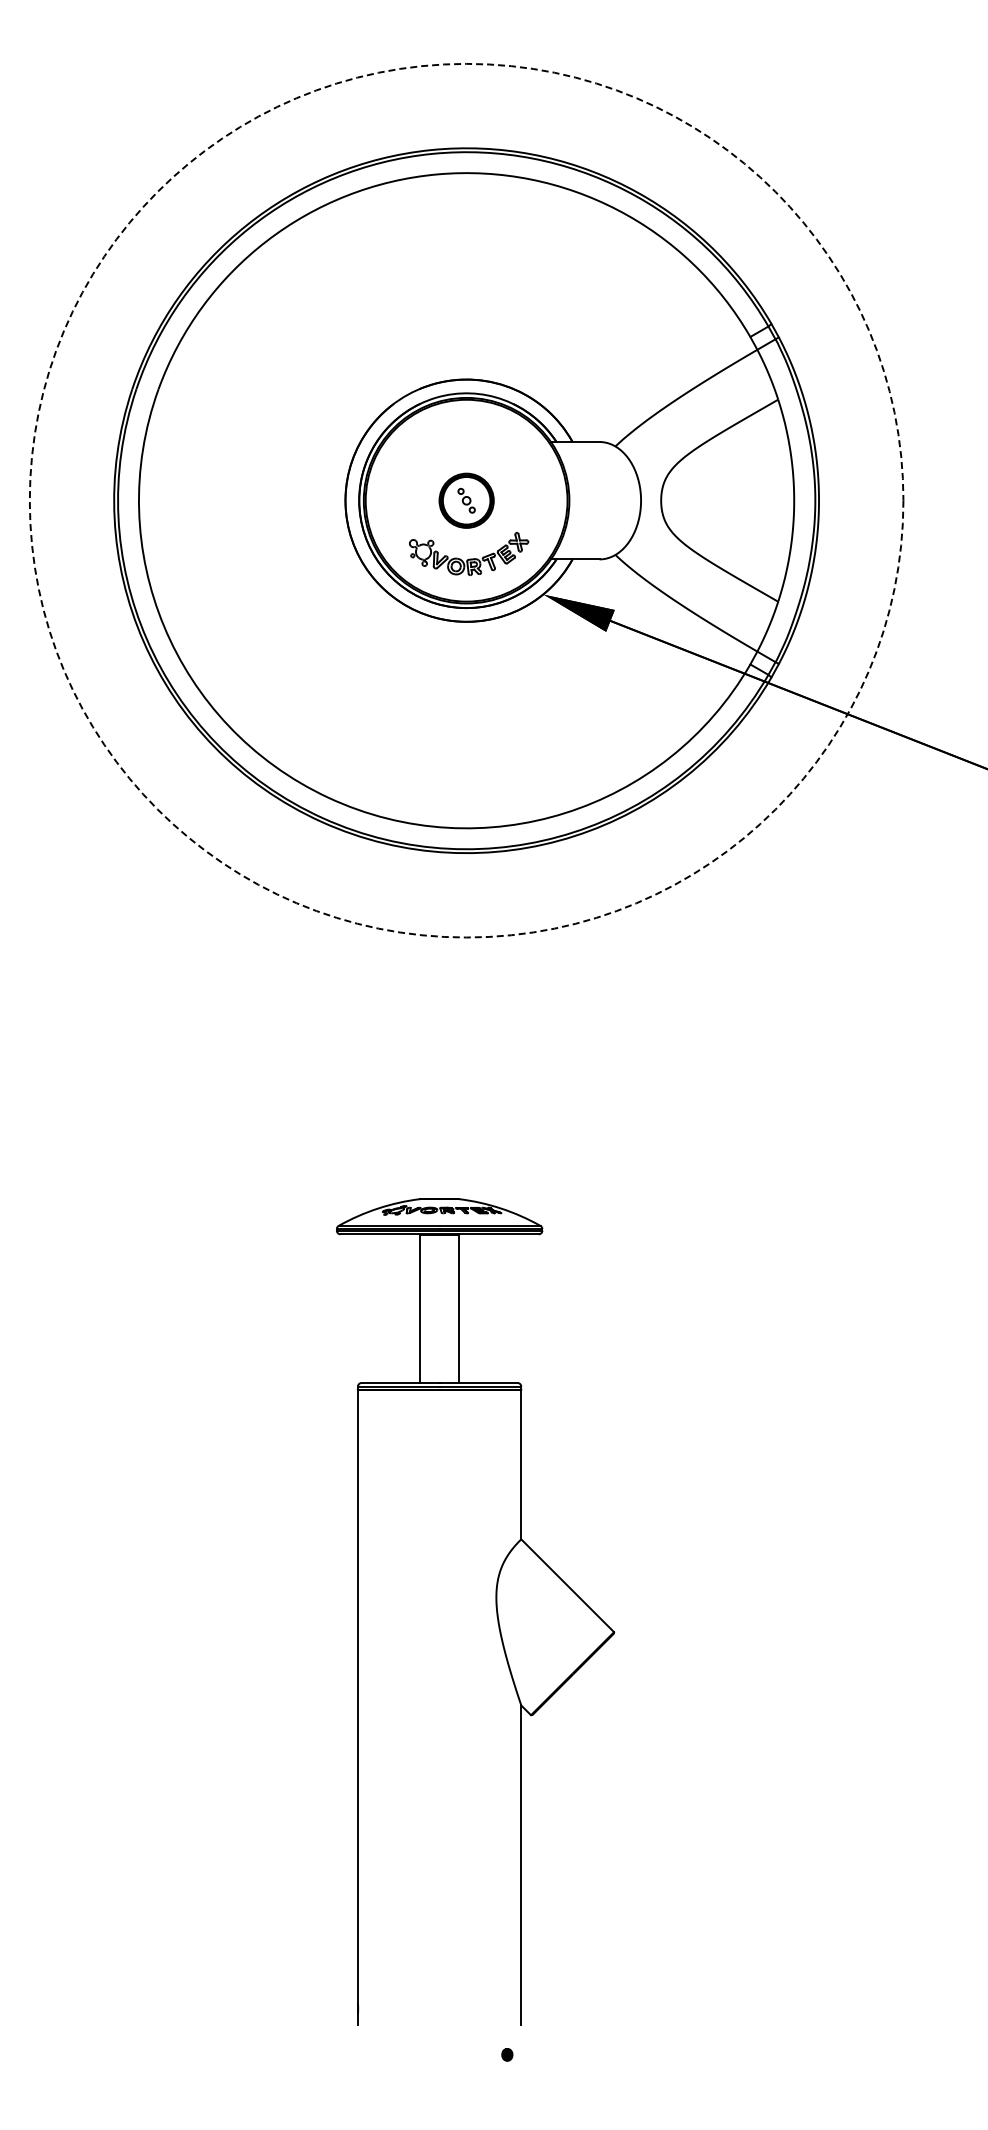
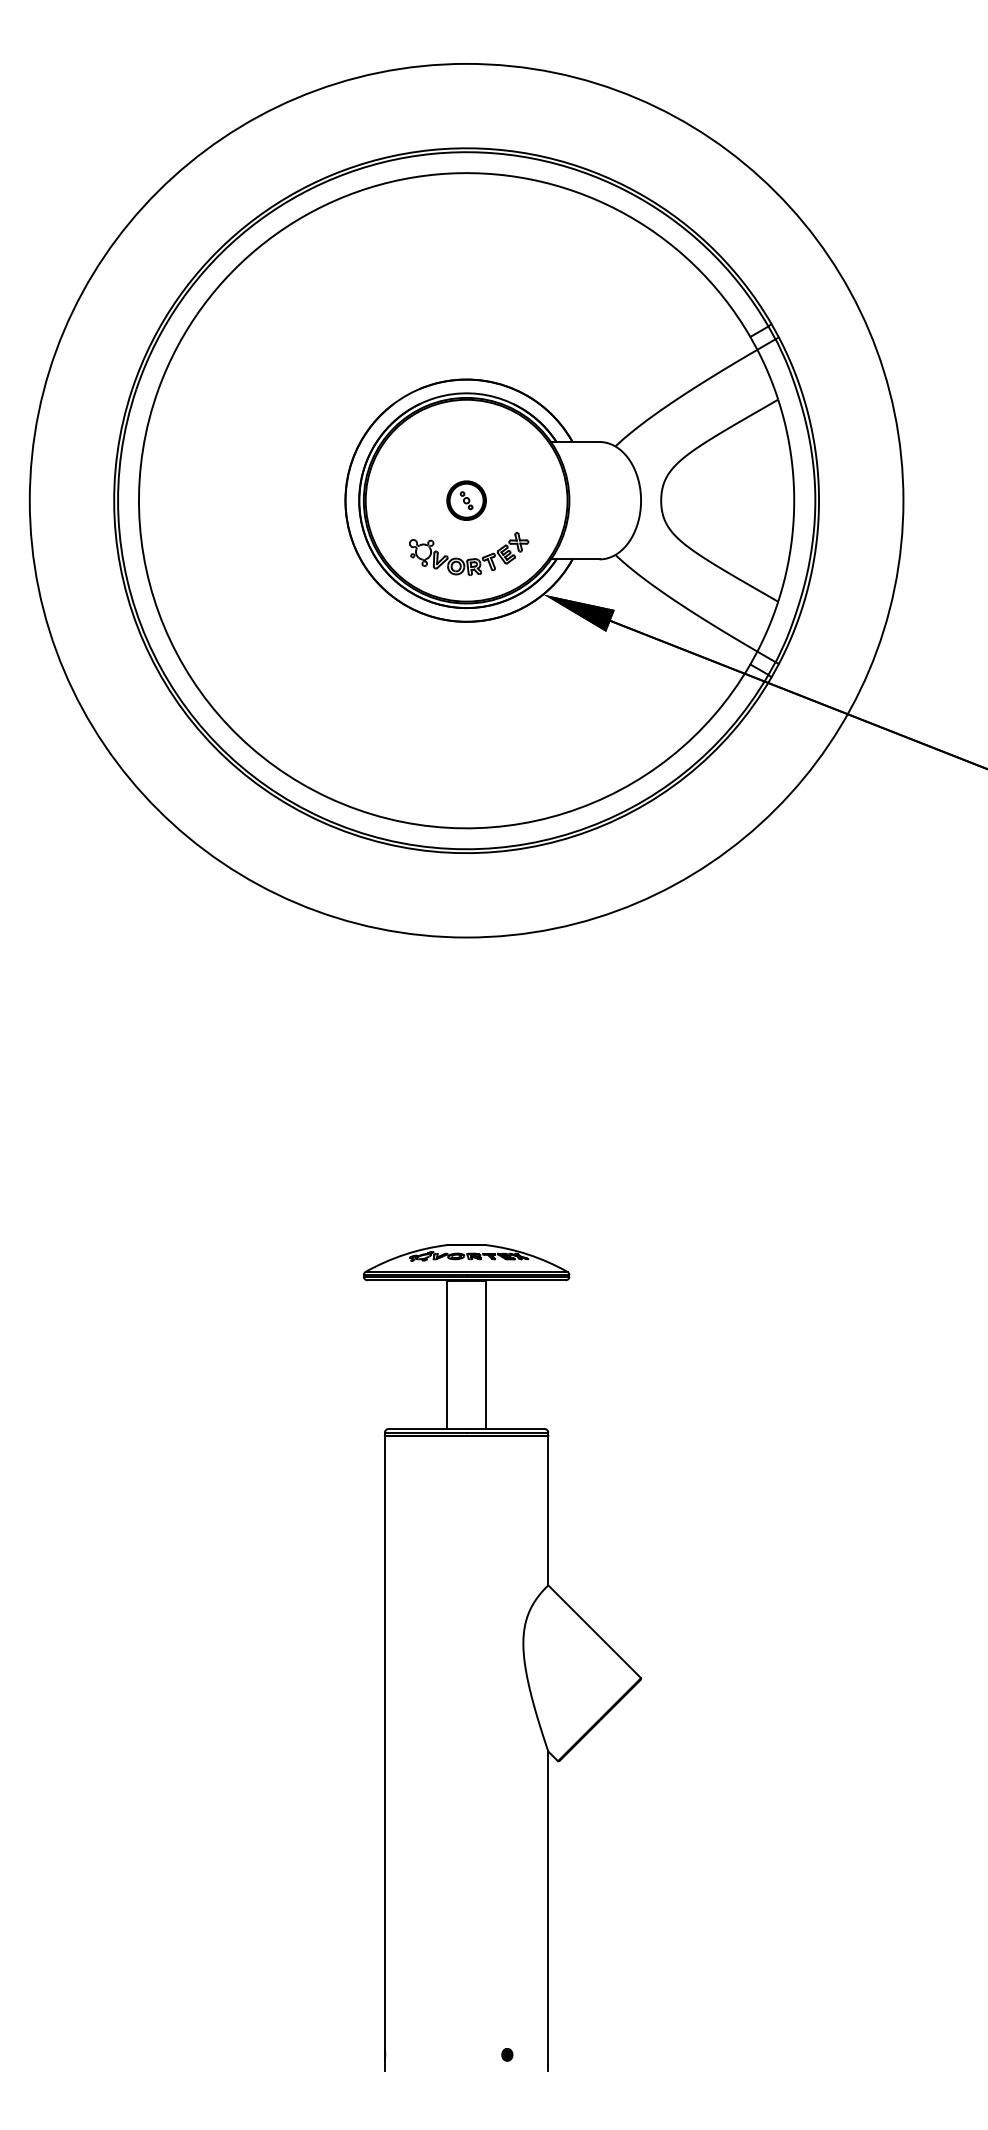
circle: dashed -> solid (466, 500)
part size: 57x57 px -> 41x41 px (466, 500)
part position: (495, 1607) -> (522, 1653) (522, 1653)
